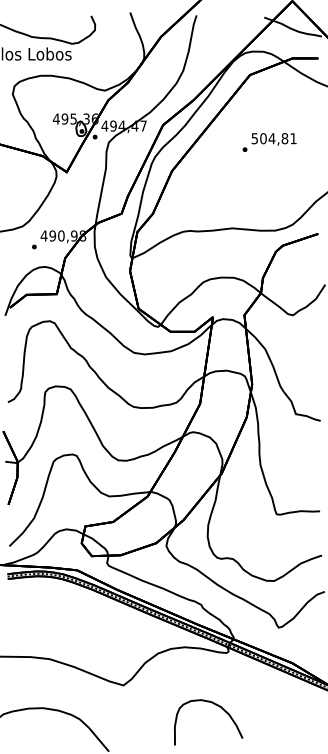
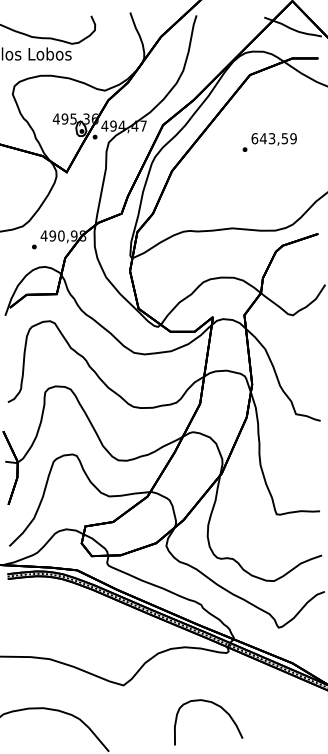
text: 504,81 -> 643,59 (273, 138)
